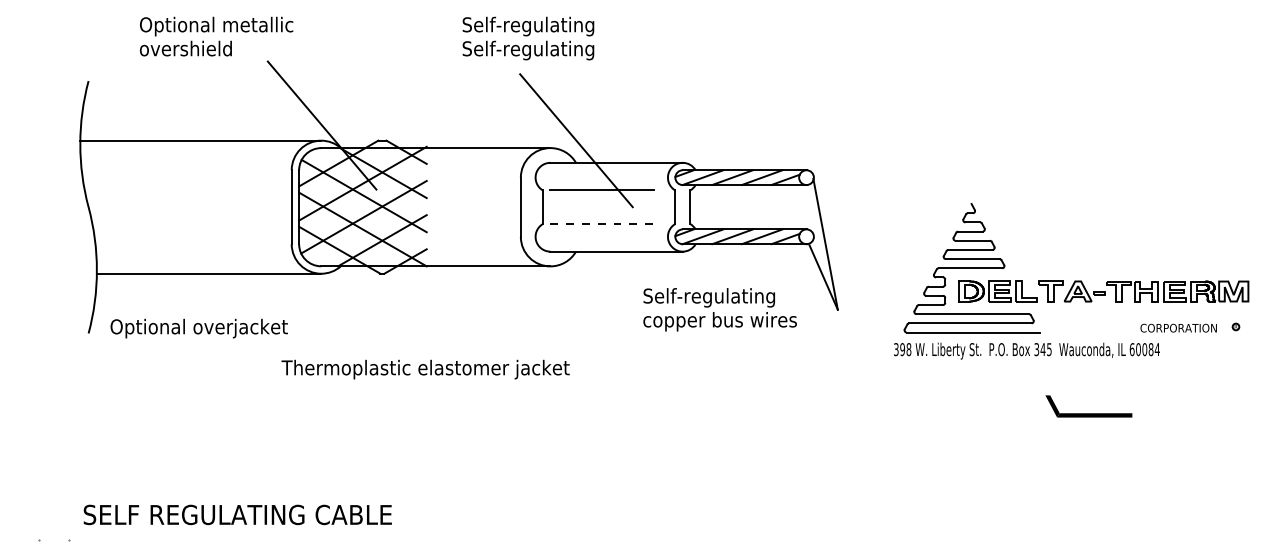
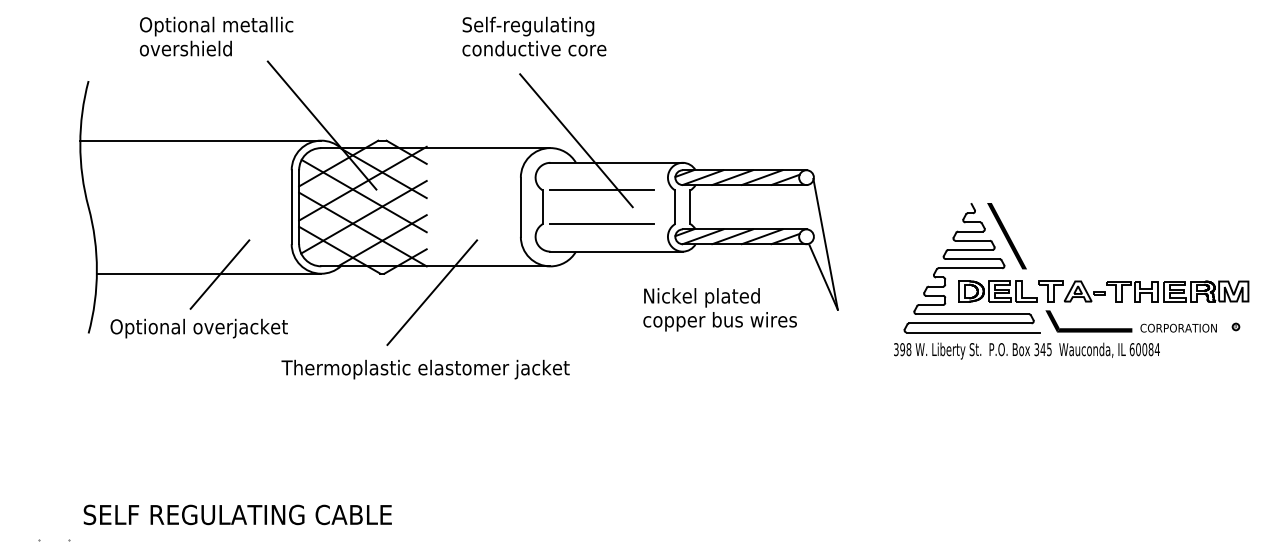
text: Self-regulating -> conductive core (534, 50)
line: dashed -> solid (602, 223)
part: none -> present (1006, 236)
line: none -> present (219, 274)
line: none -> present (432, 292)
text: Self-regulating -> Nickel plated (709, 297)
part position: (1088, 413) -> (1088, 328) (1088, 328)
